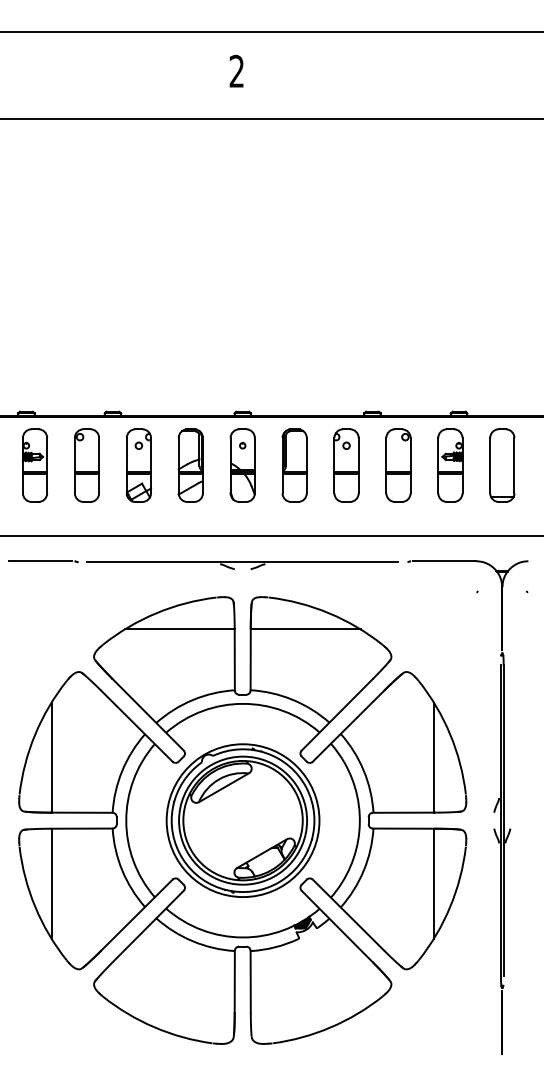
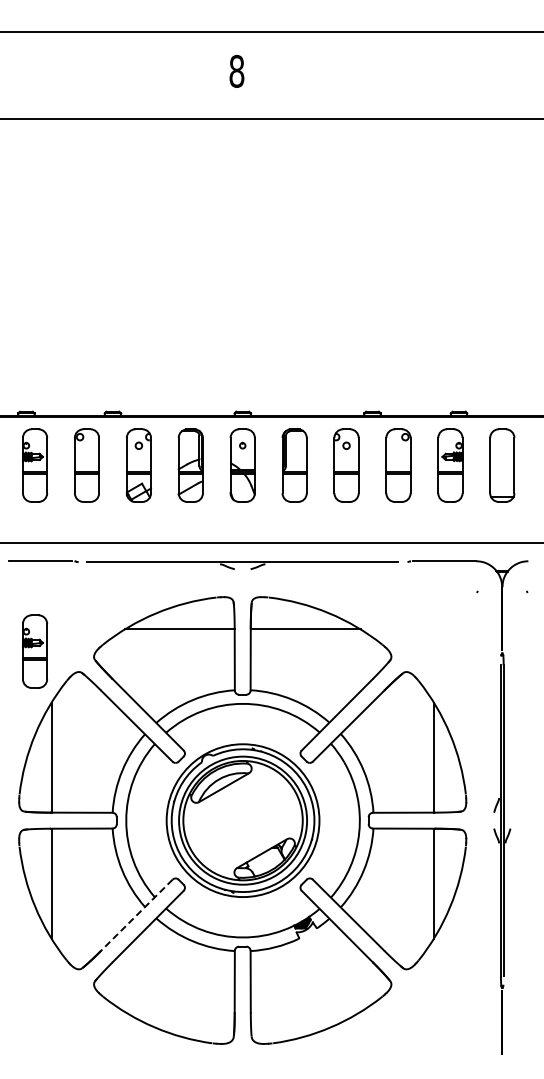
text: 2 -> 8 (236, 71)
line position: (271, 536) -> (271, 543) (271, 543)
part: none -> present (34, 651)
line: solid -> dashed (136, 915)
